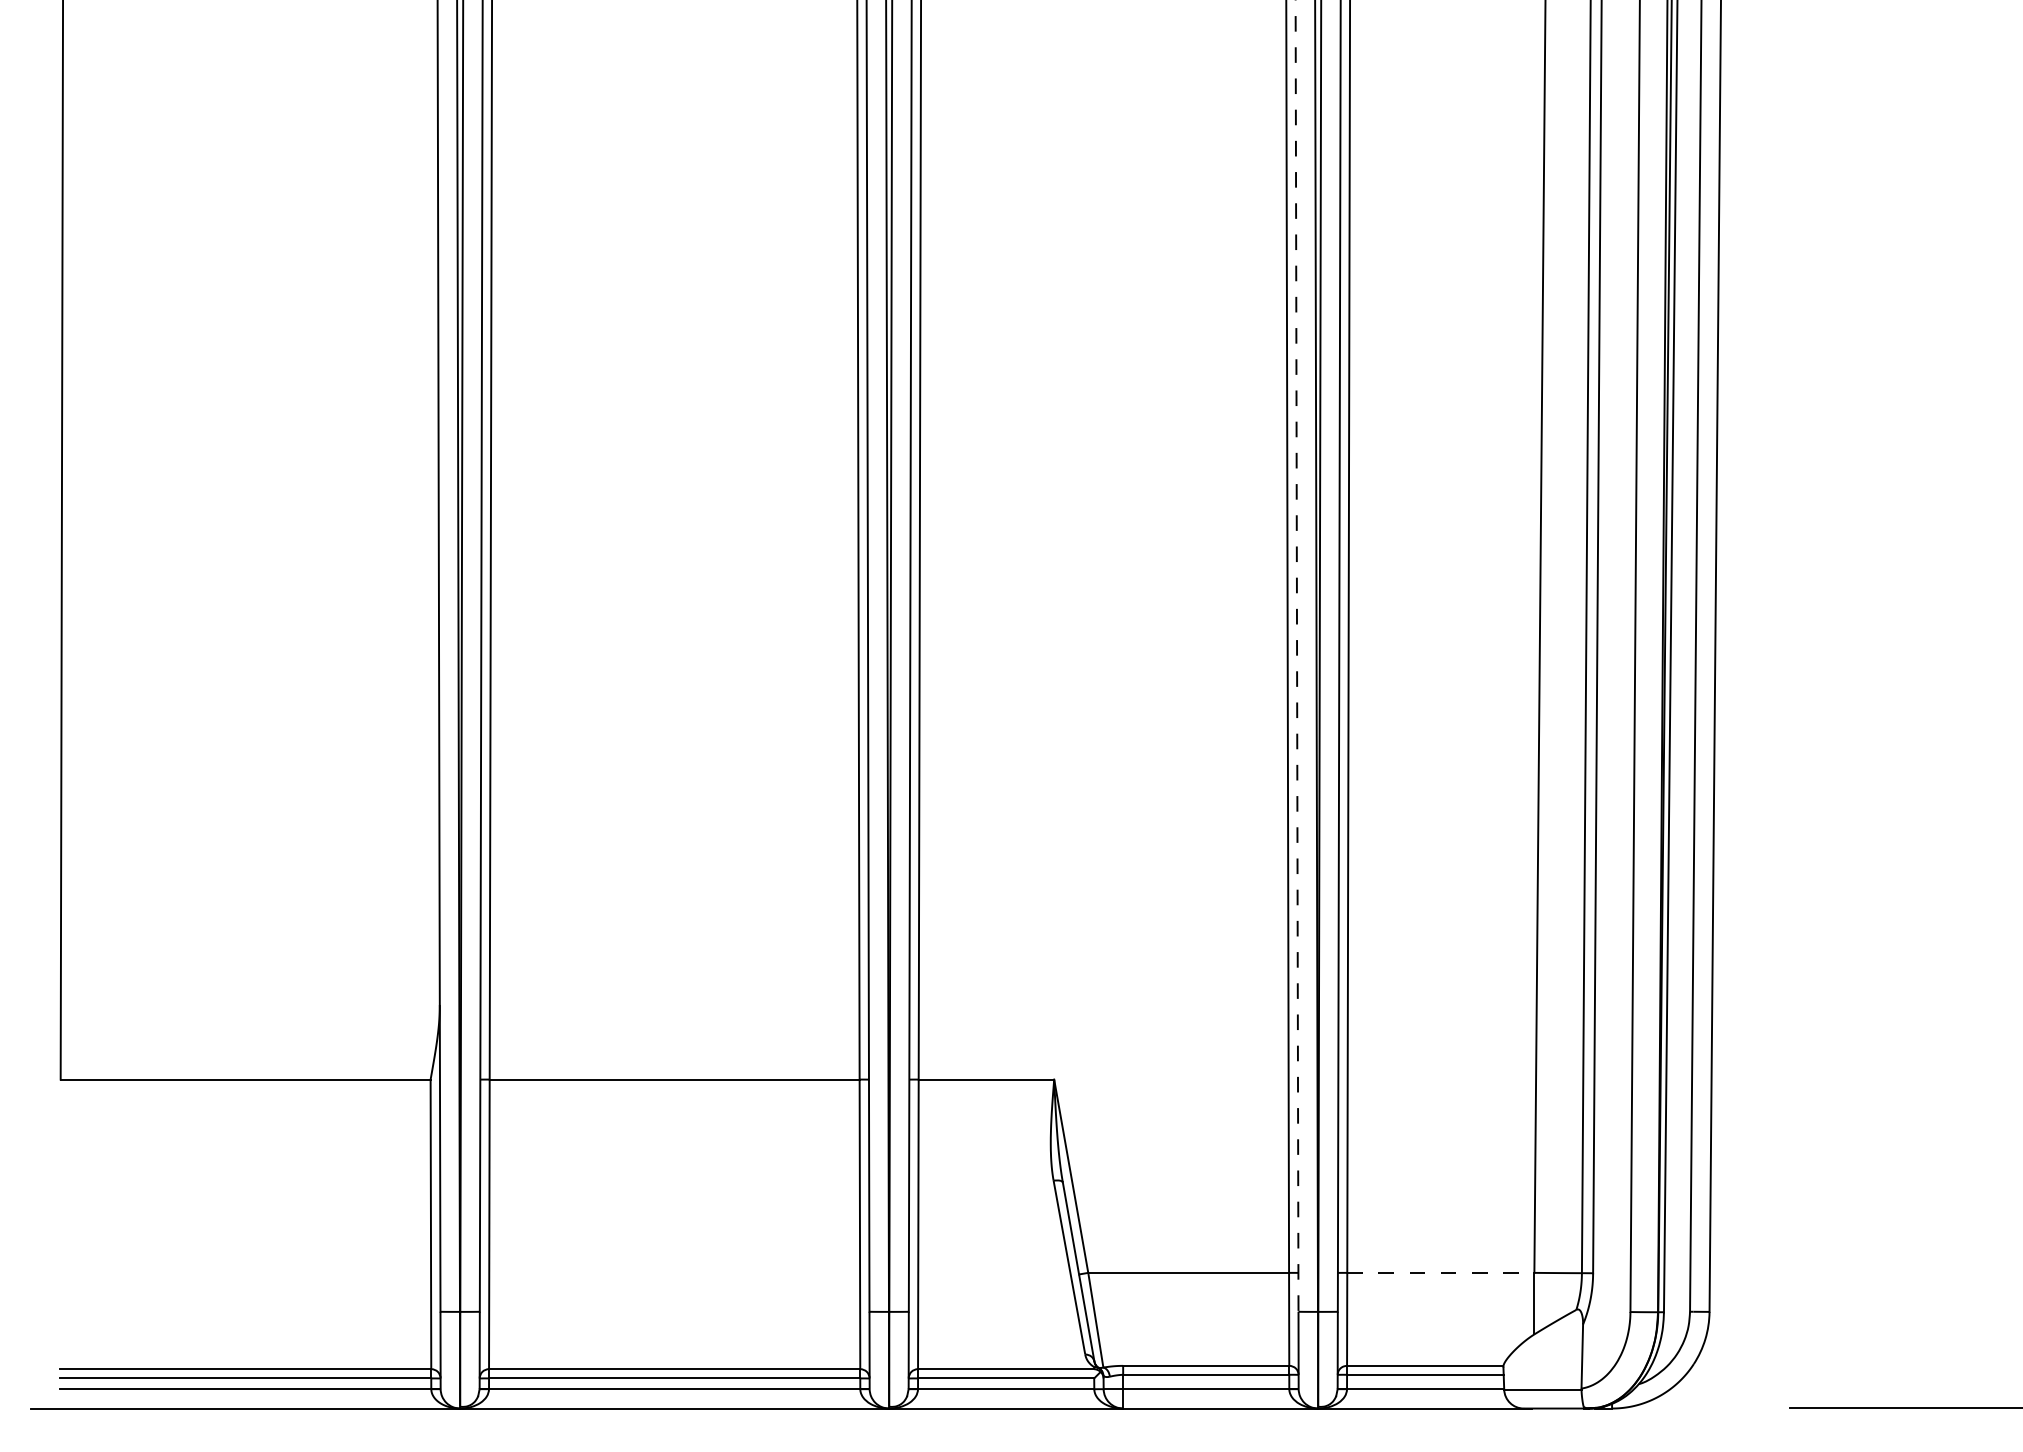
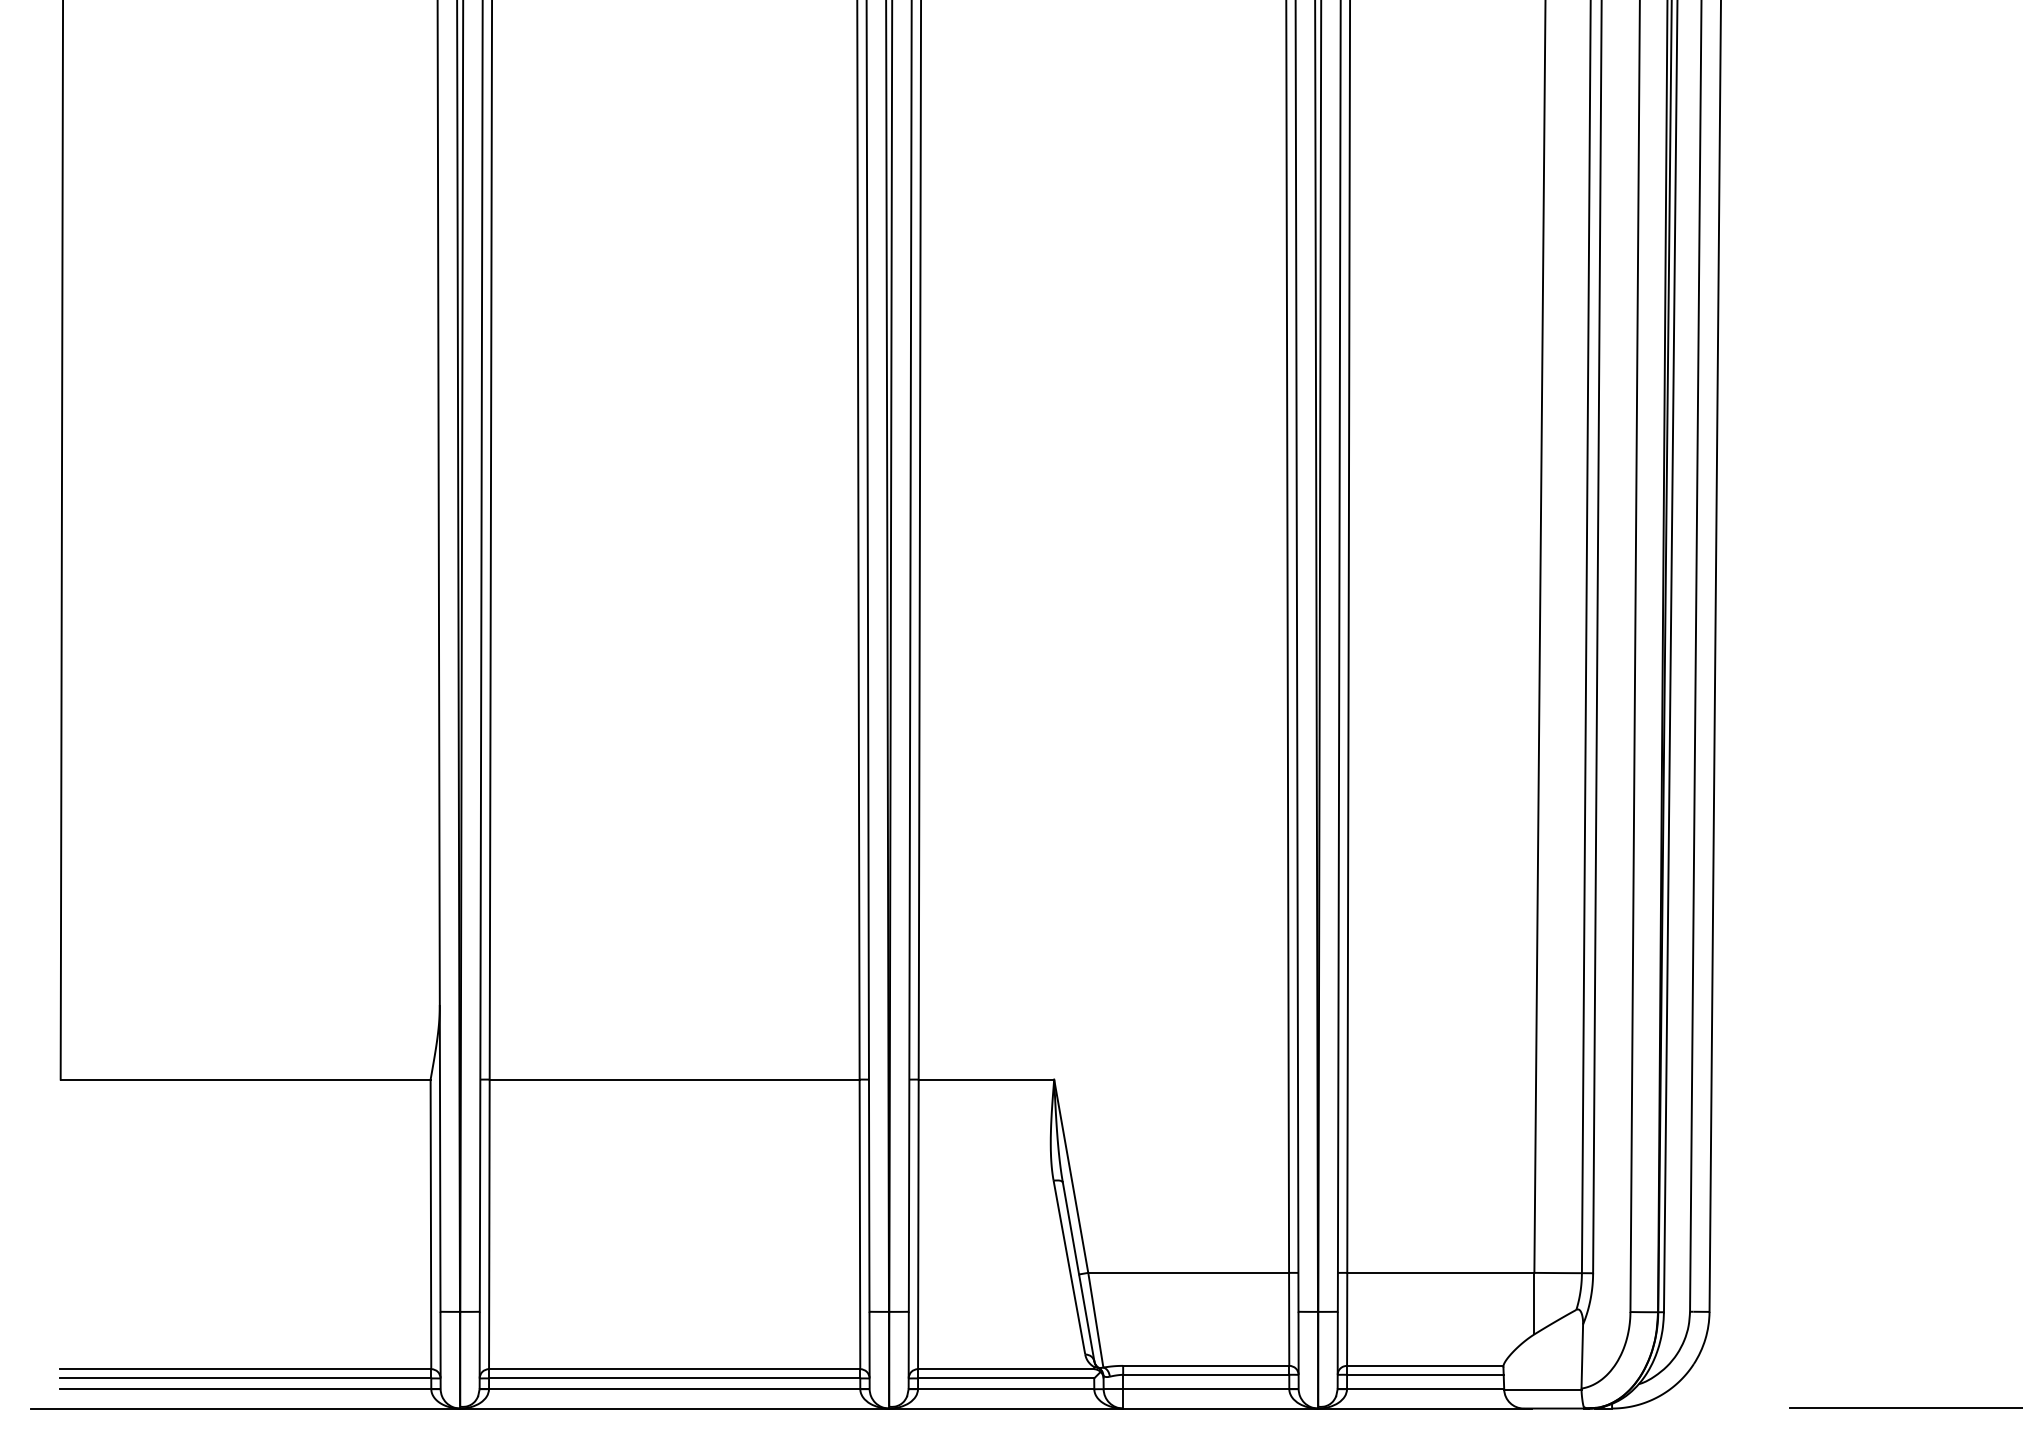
line: dashed -> solid (1297, 656)
line: dashed -> solid (1440, 1272)
